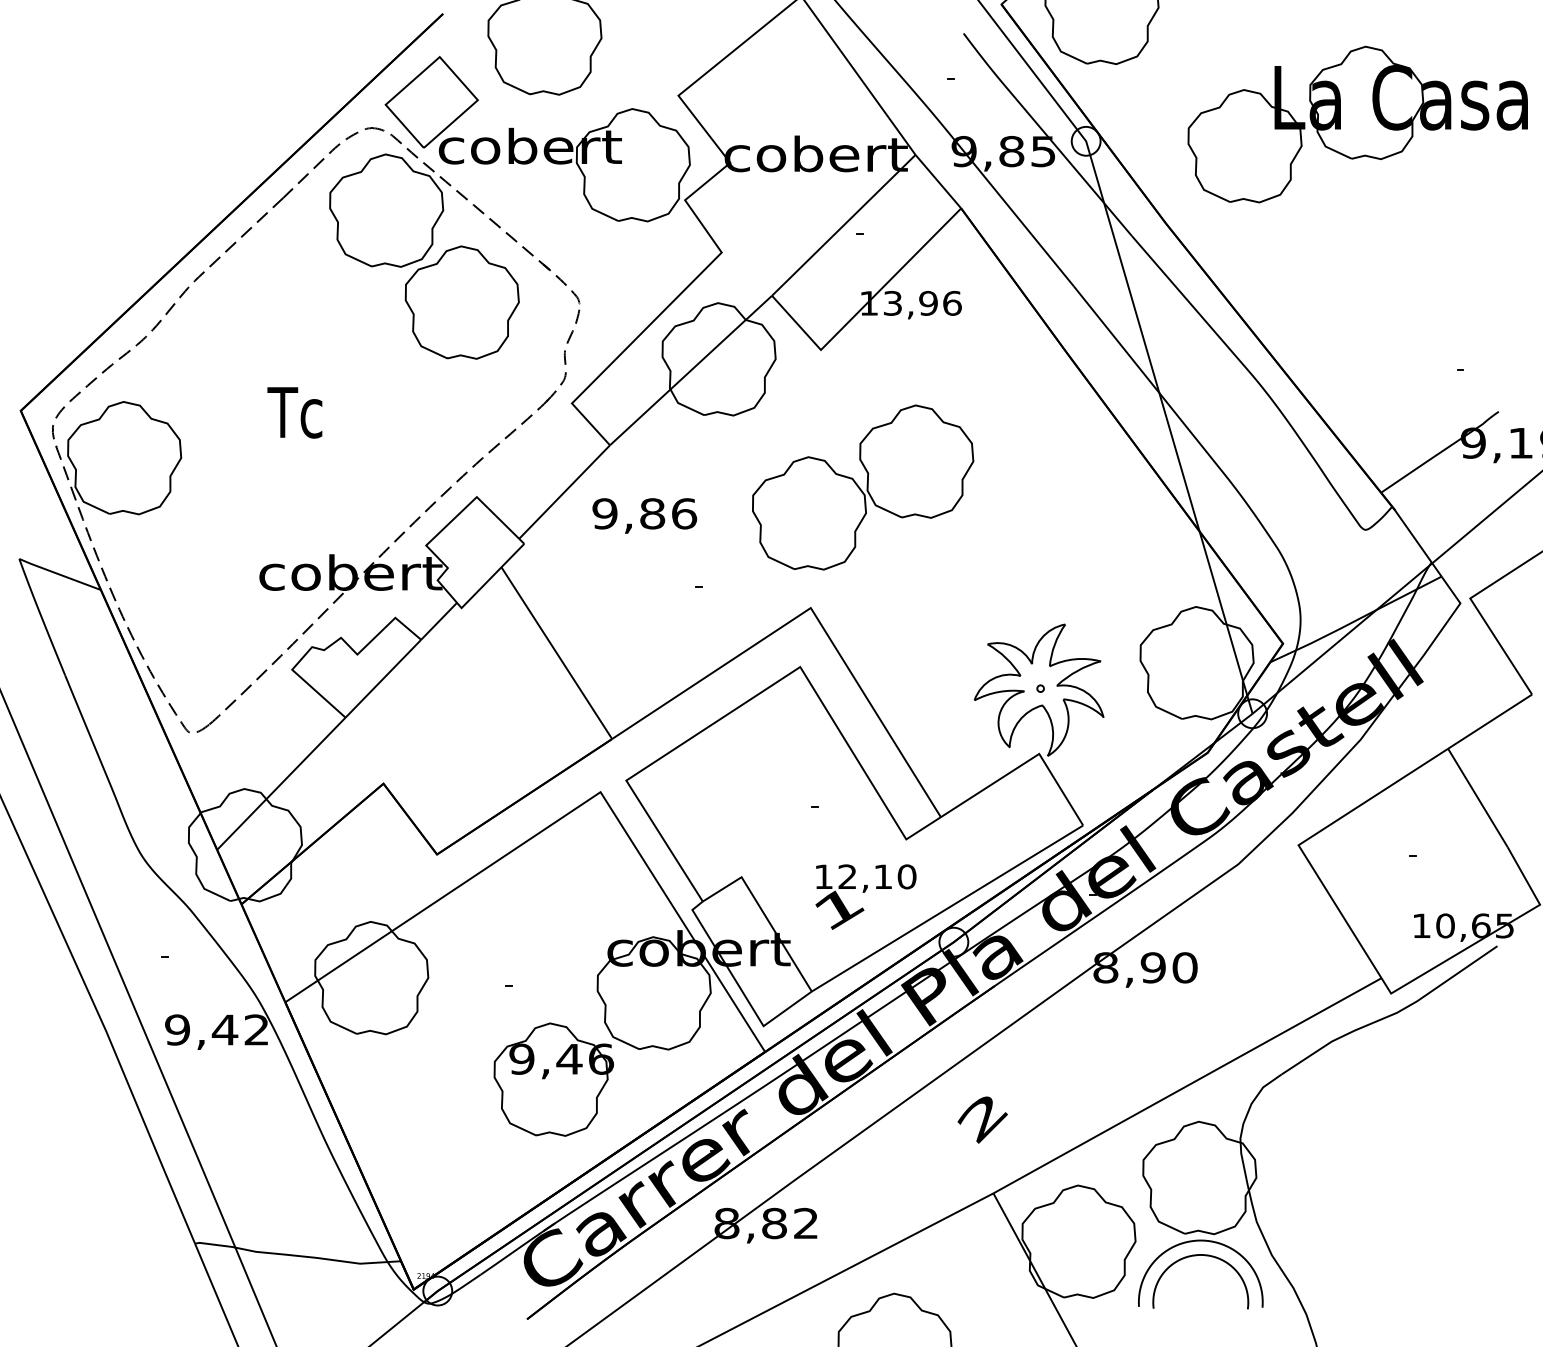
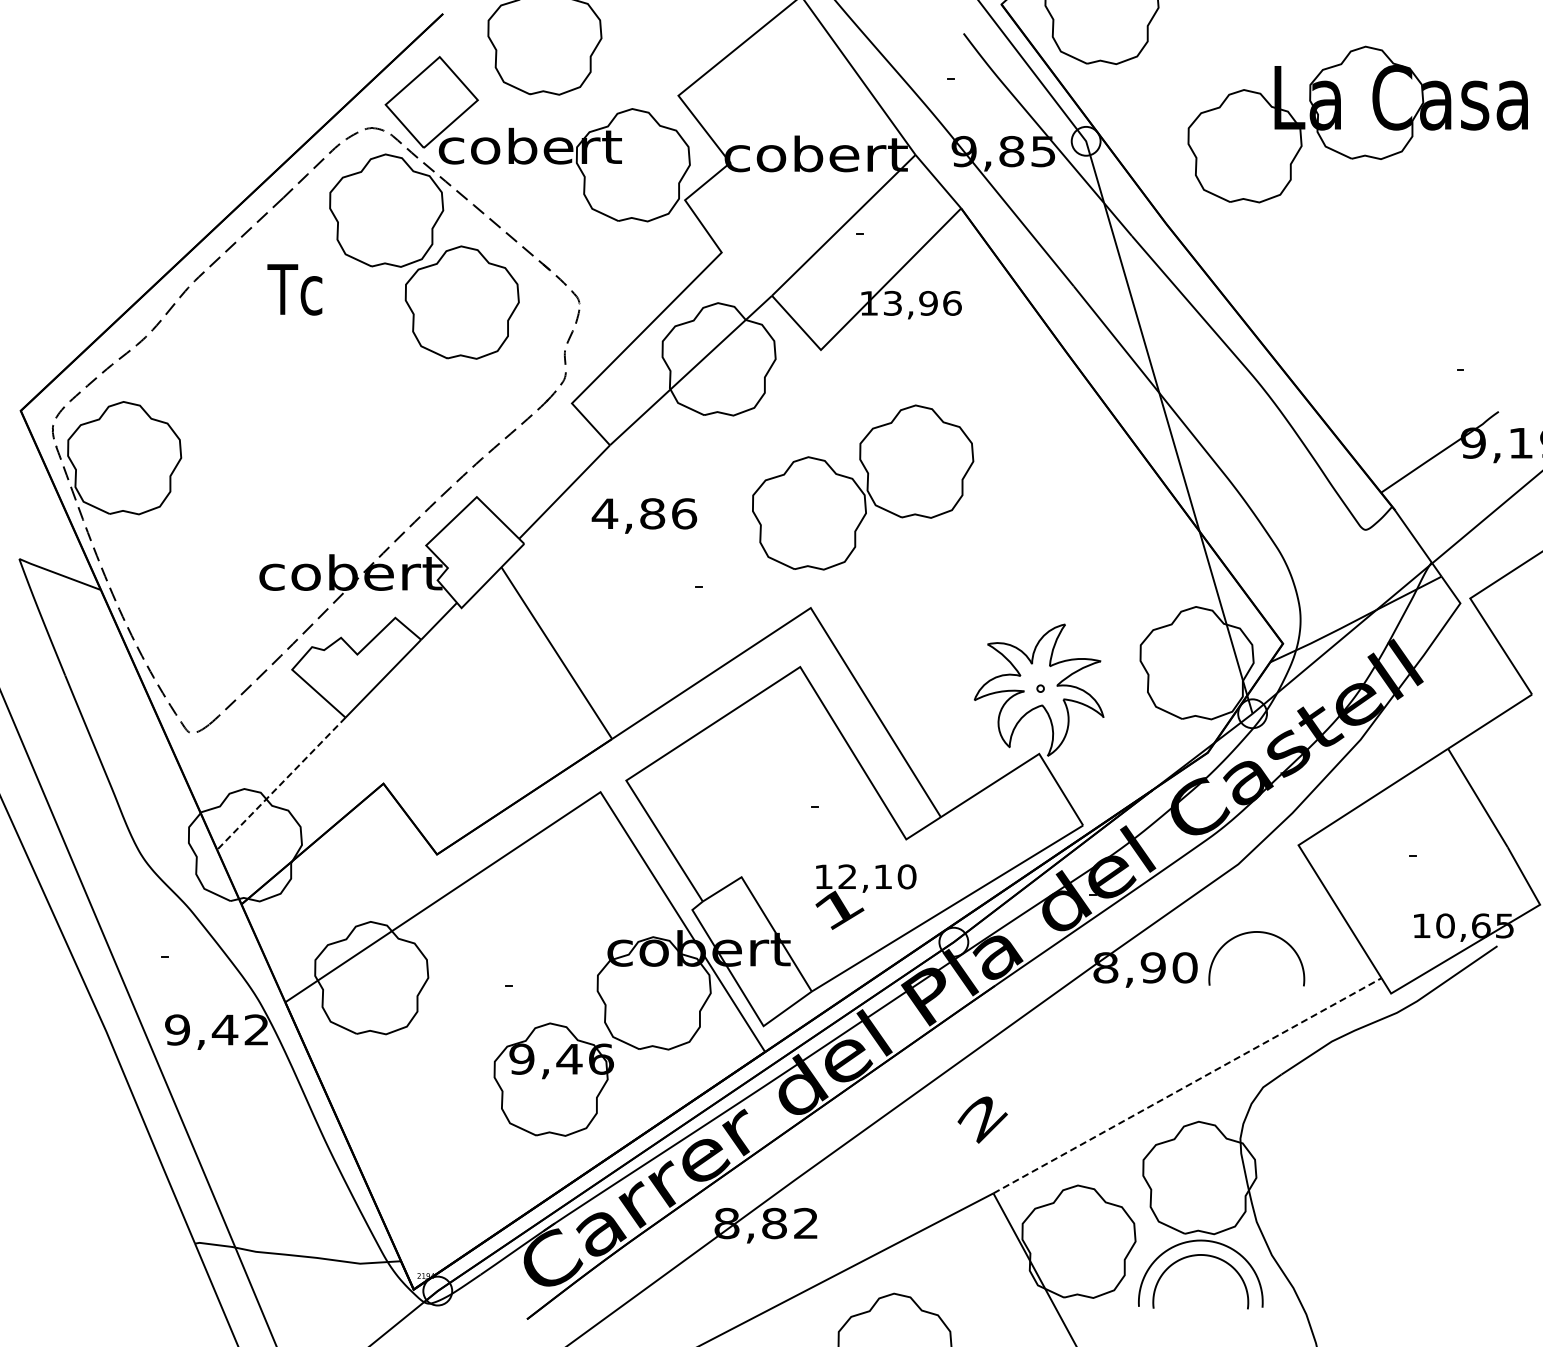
text position: (294, 412) -> (294, 289) (294, 289)
text: 9,86 -> 4,86 (604, 513)
line: solid -> dashed (281, 784)
curve: none -> present (1252, 933)
line: solid -> dashed (1187, 1085)
